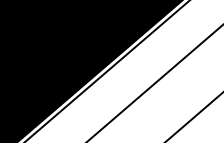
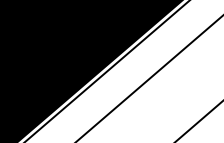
line position: (154, 83) -> (149, 78) (149, 78)
line position: (194, 116) -> (199, 121) (199, 121)
